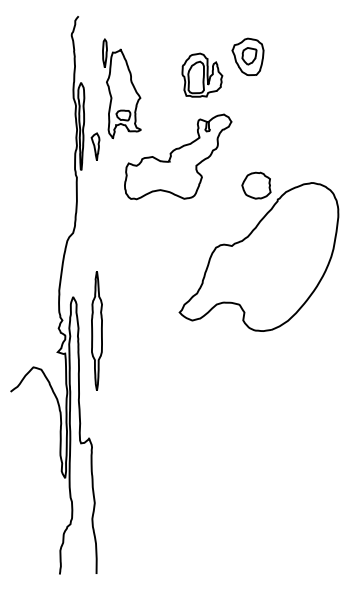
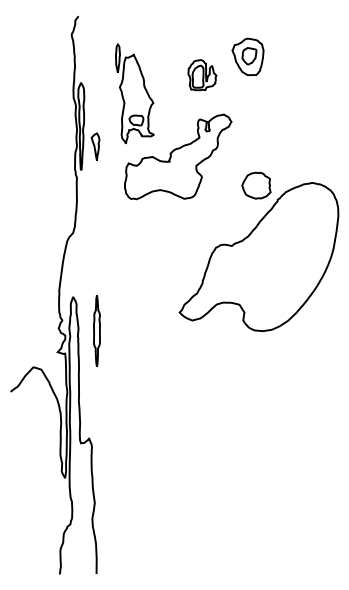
part size: 43x46 px -> 31x33 px (202, 75)
part position: (121, 88) -> (134, 93) (134, 93)
part size: 12x120 px -> 8x72 px (96, 330)
